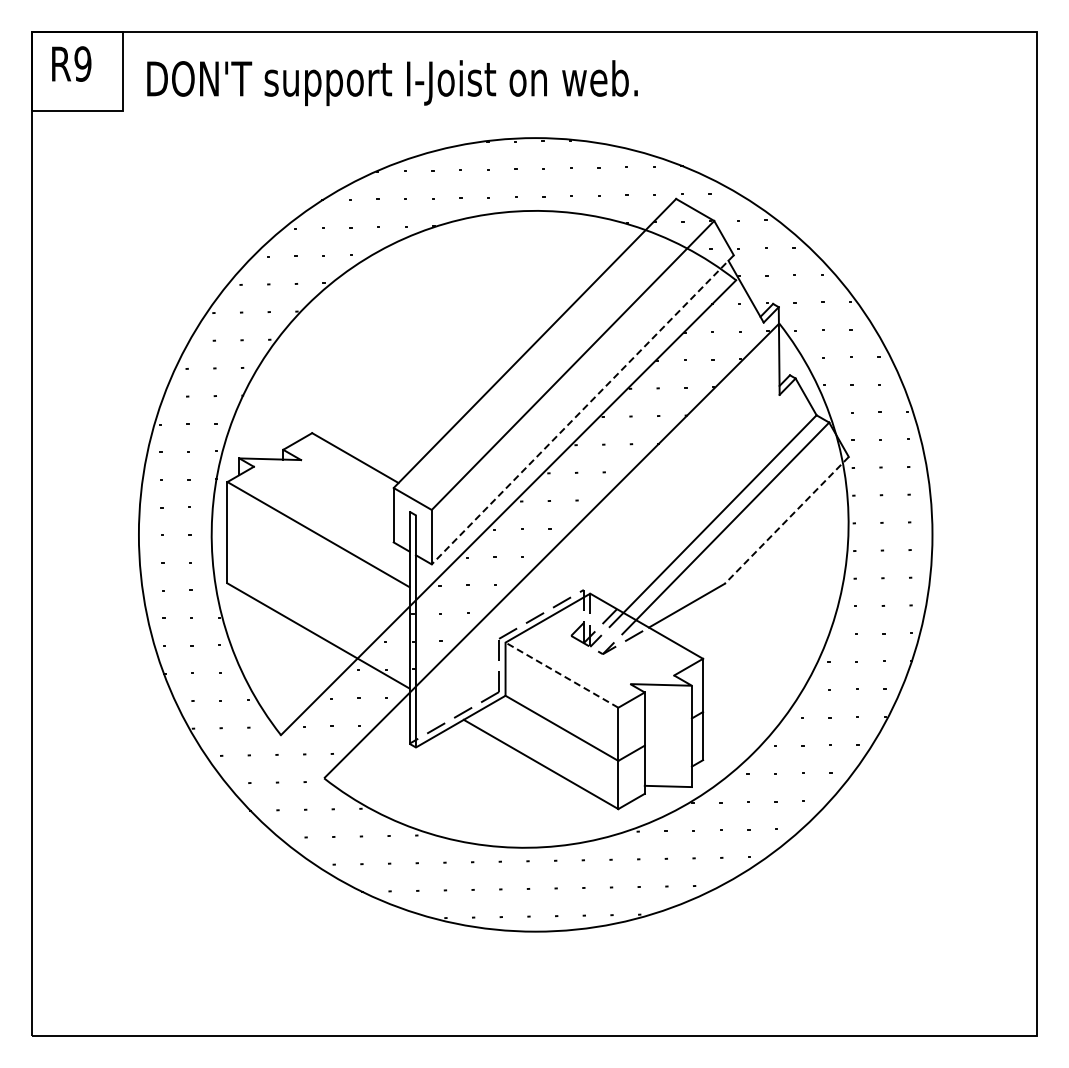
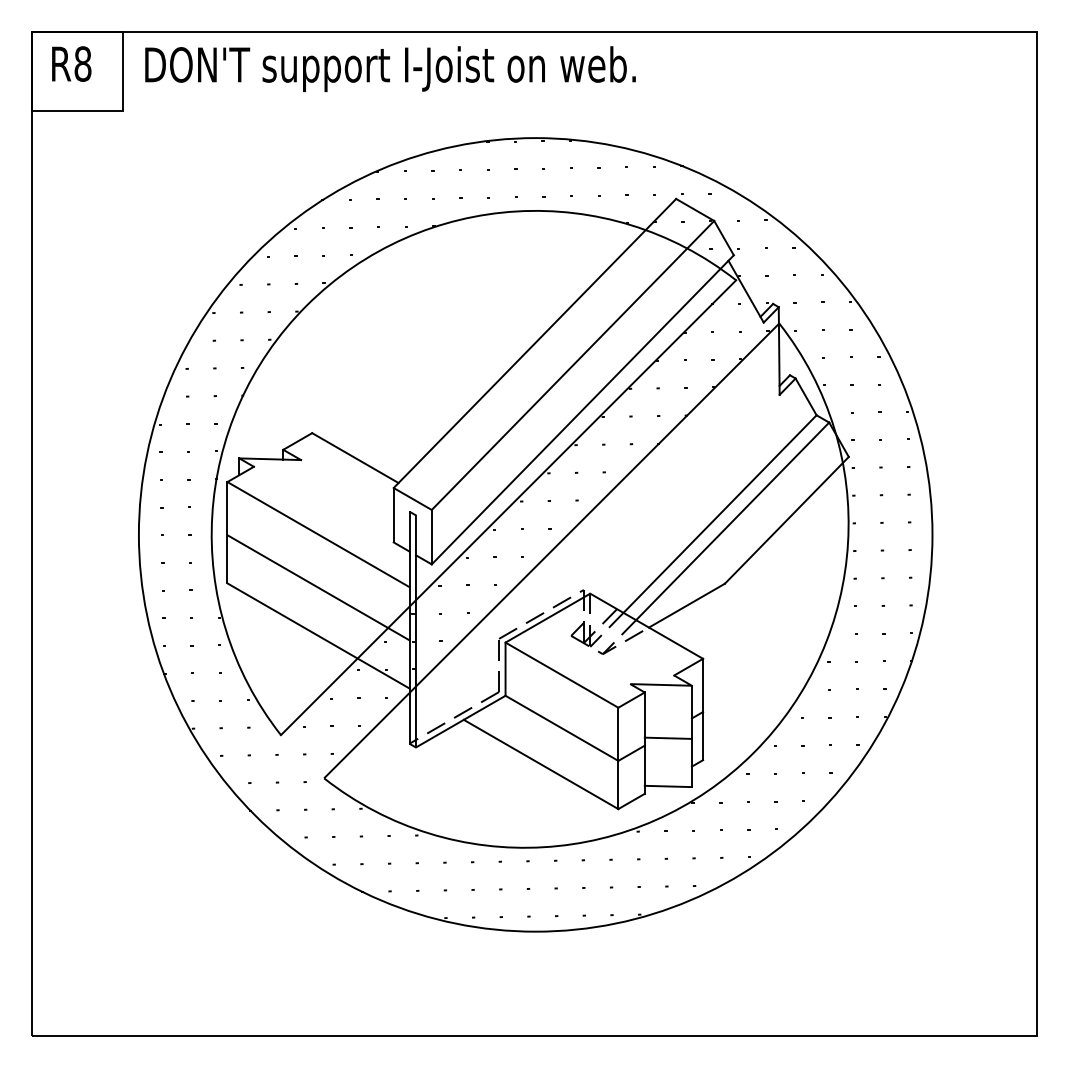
text: R9 -> R8 (82, 63)
text position: (392, 82) -> (390, 68) (390, 68)
line: dashed -> solid (582, 410)
line: dashed -> solid (786, 520)
line: none -> present (318, 587)
line: dashed -> solid (561, 674)
line: none -> present (667, 737)
